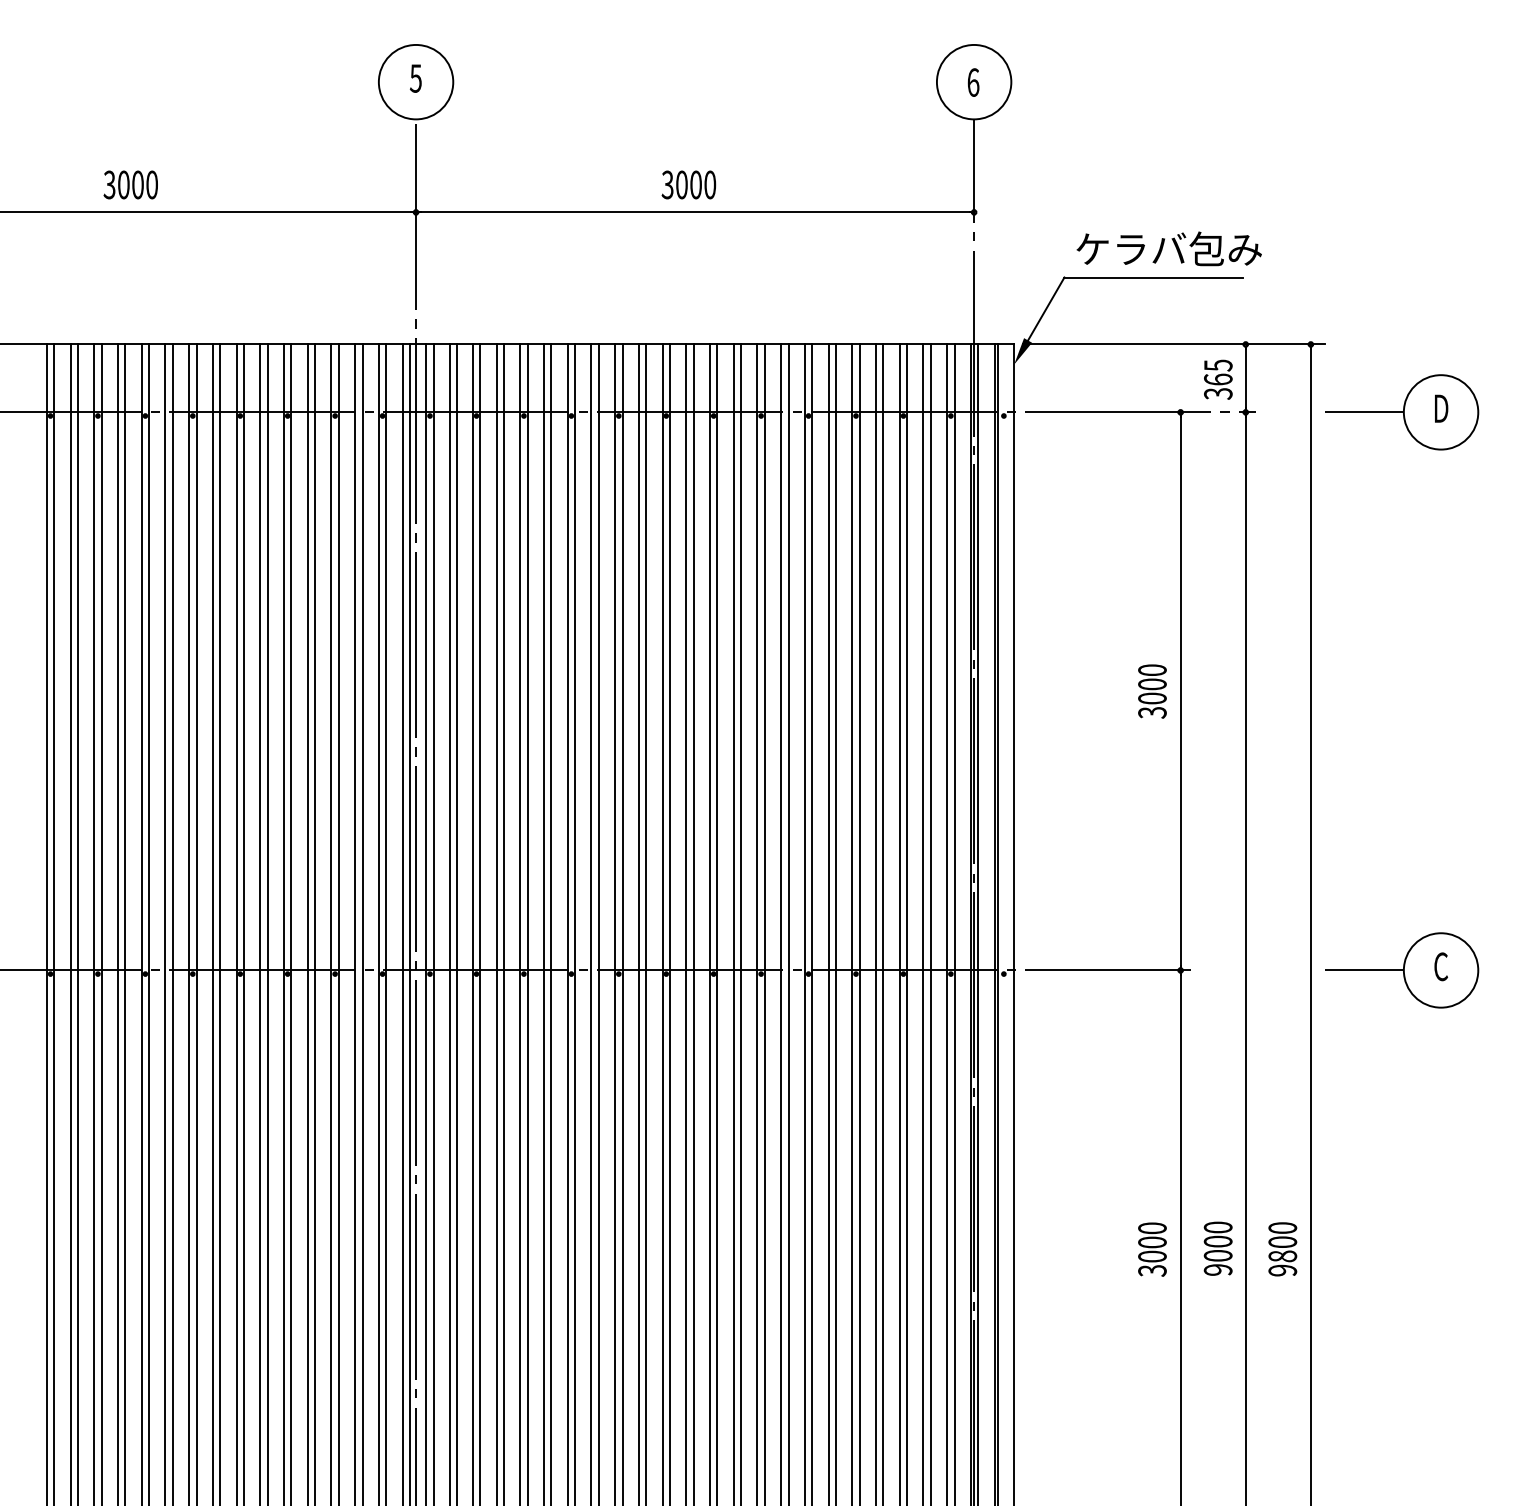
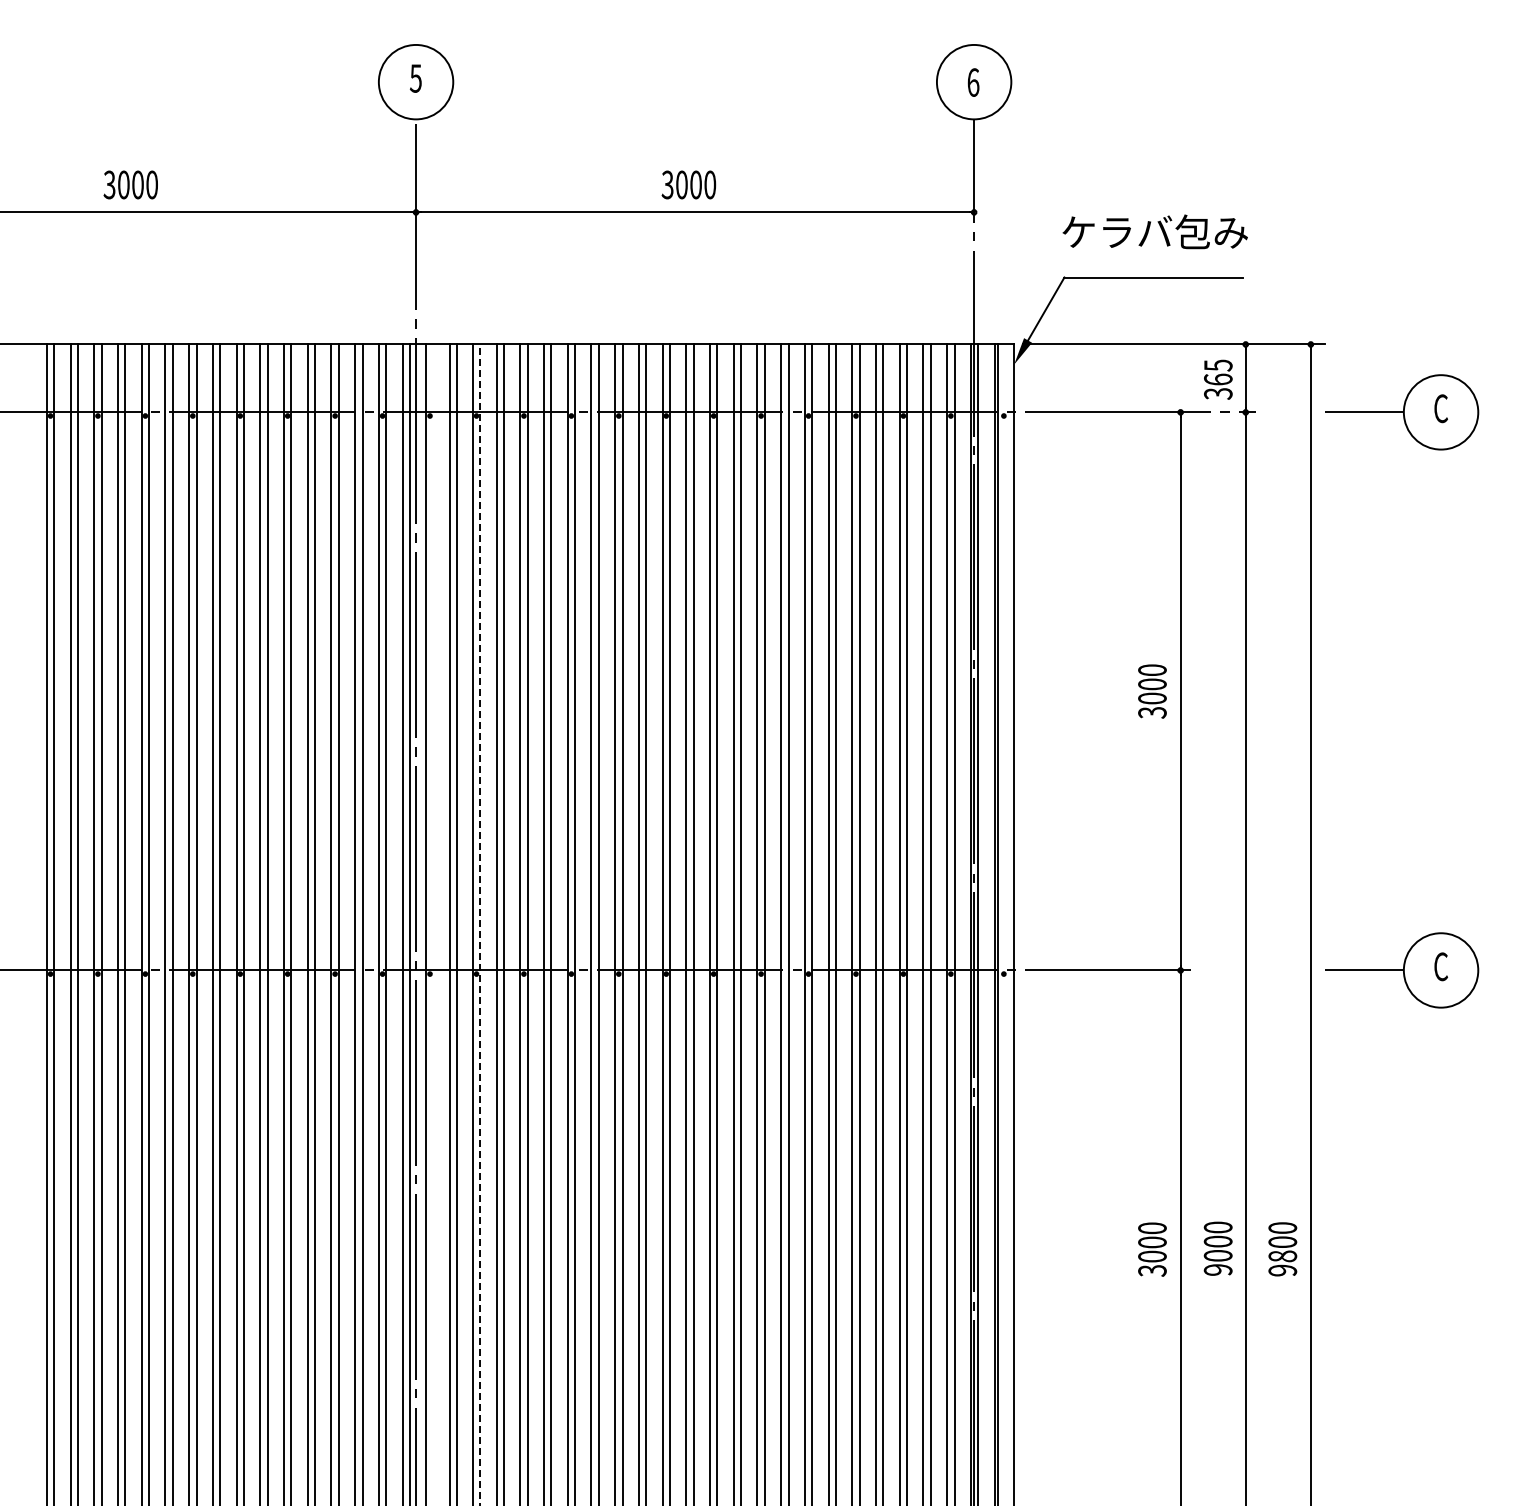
text position: (1168, 248) -> (1154, 231) (1154, 231)
text: D -> C (1441, 408)
line: present -> none (433, 923)
line: solid -> dashed (480, 924)
